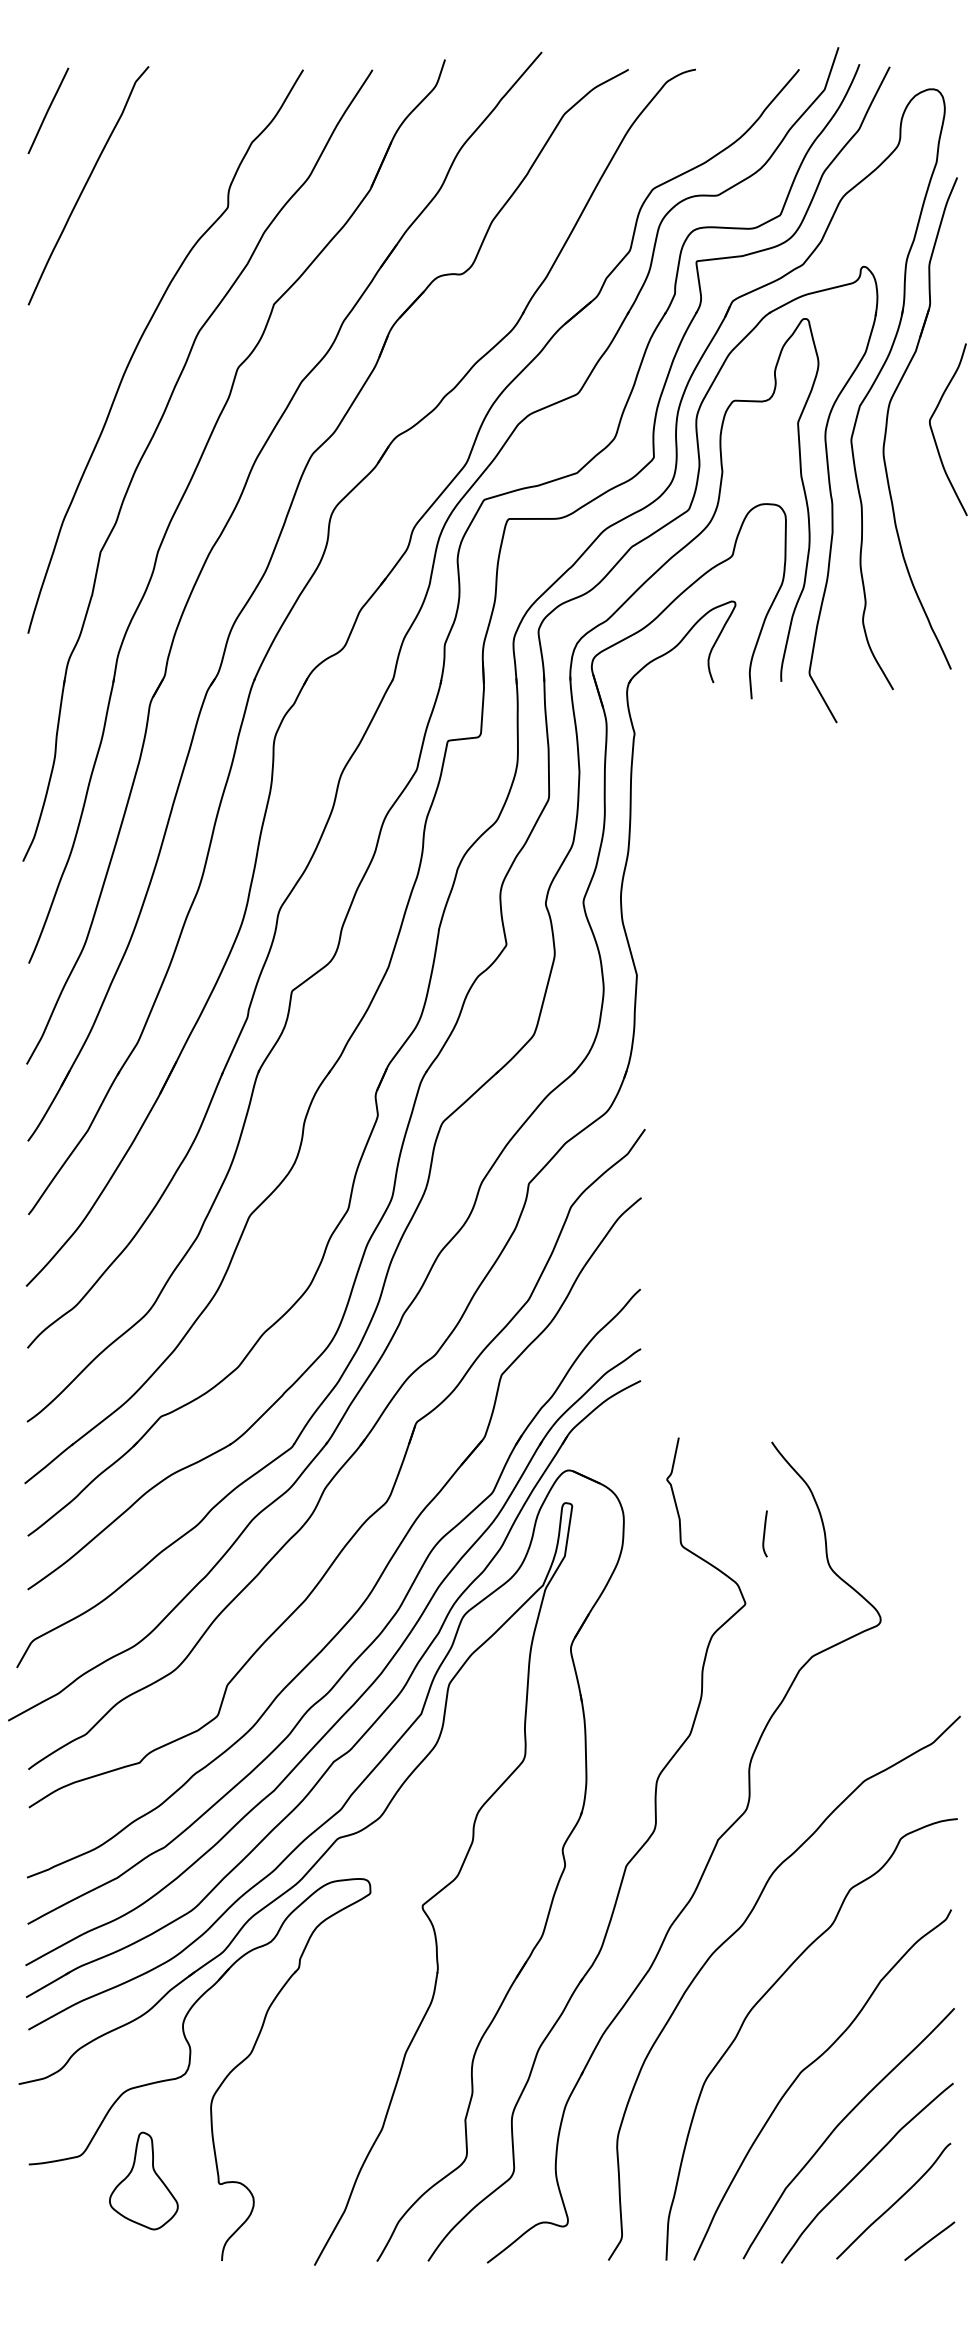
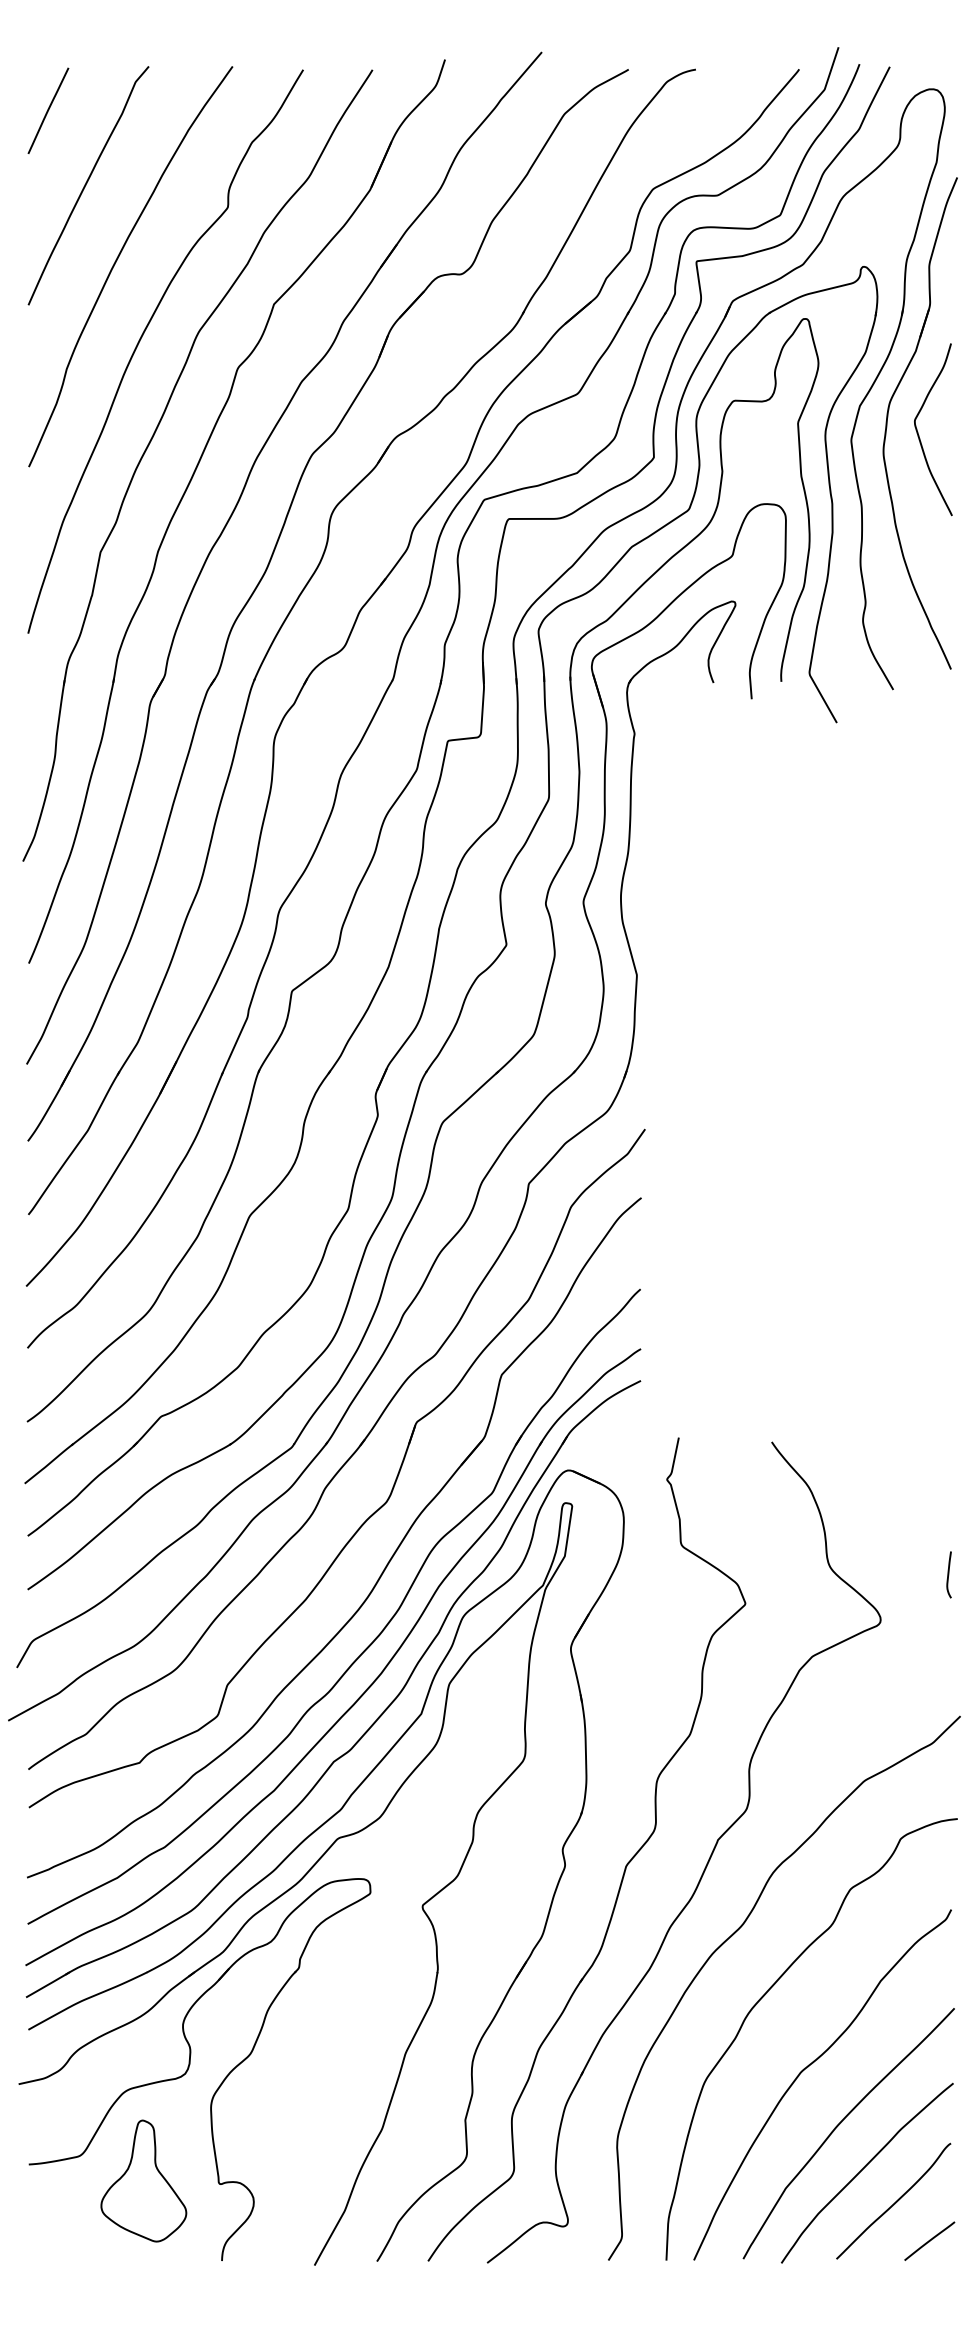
curve: none -> present (117, 260)
curve position: (934, 435) -> (919, 435) (919, 435)
curve position: (764, 1533) -> (948, 1574) (948, 1574)
part size: 70x100 px -> 88x124 px (143, 2180)
